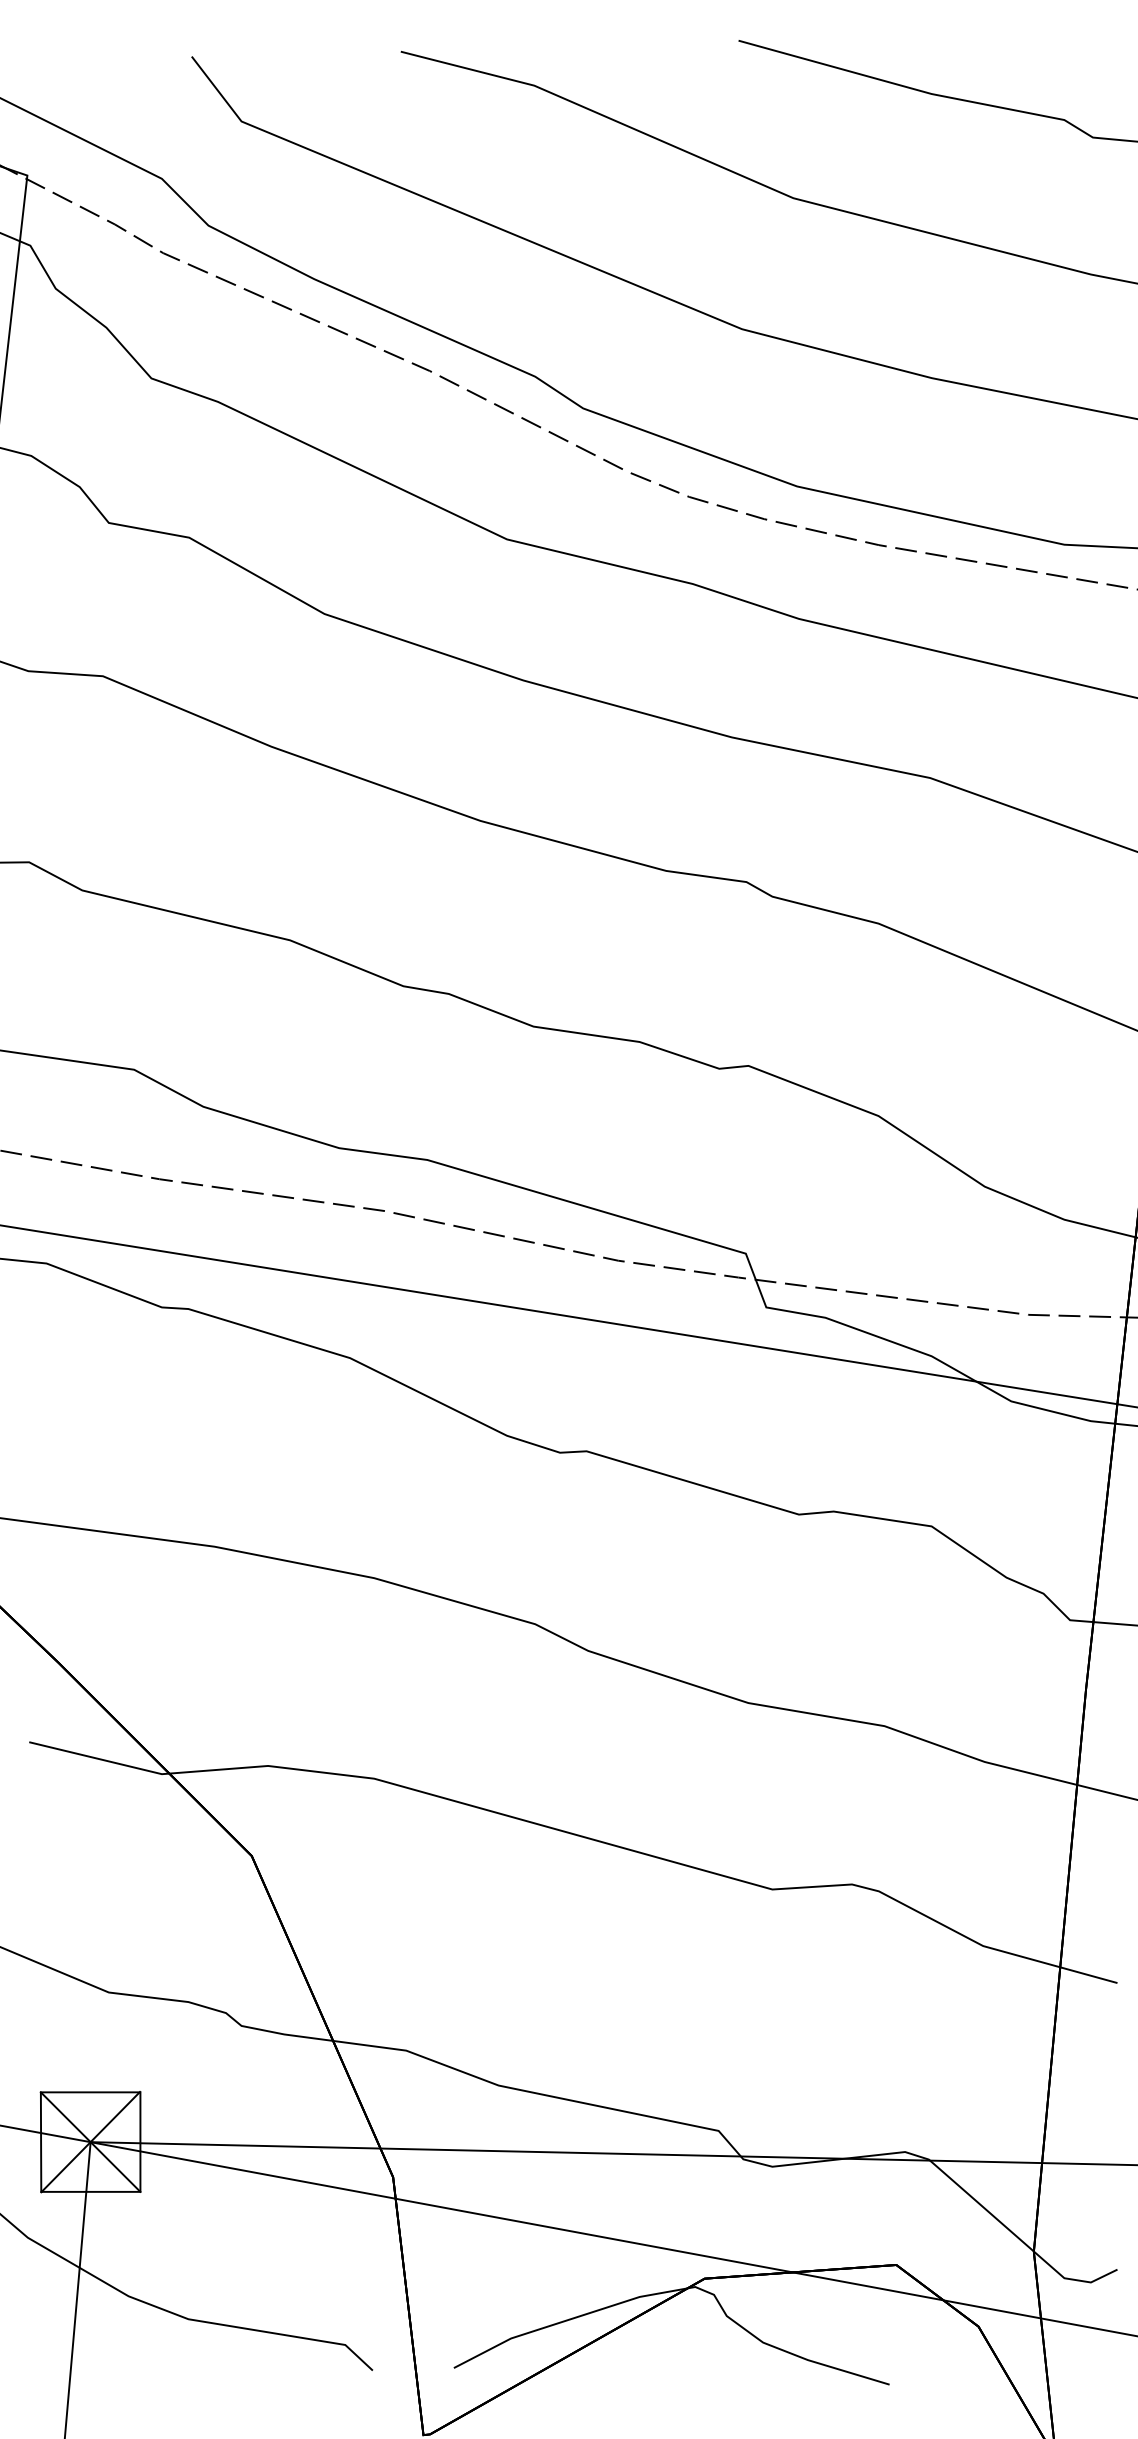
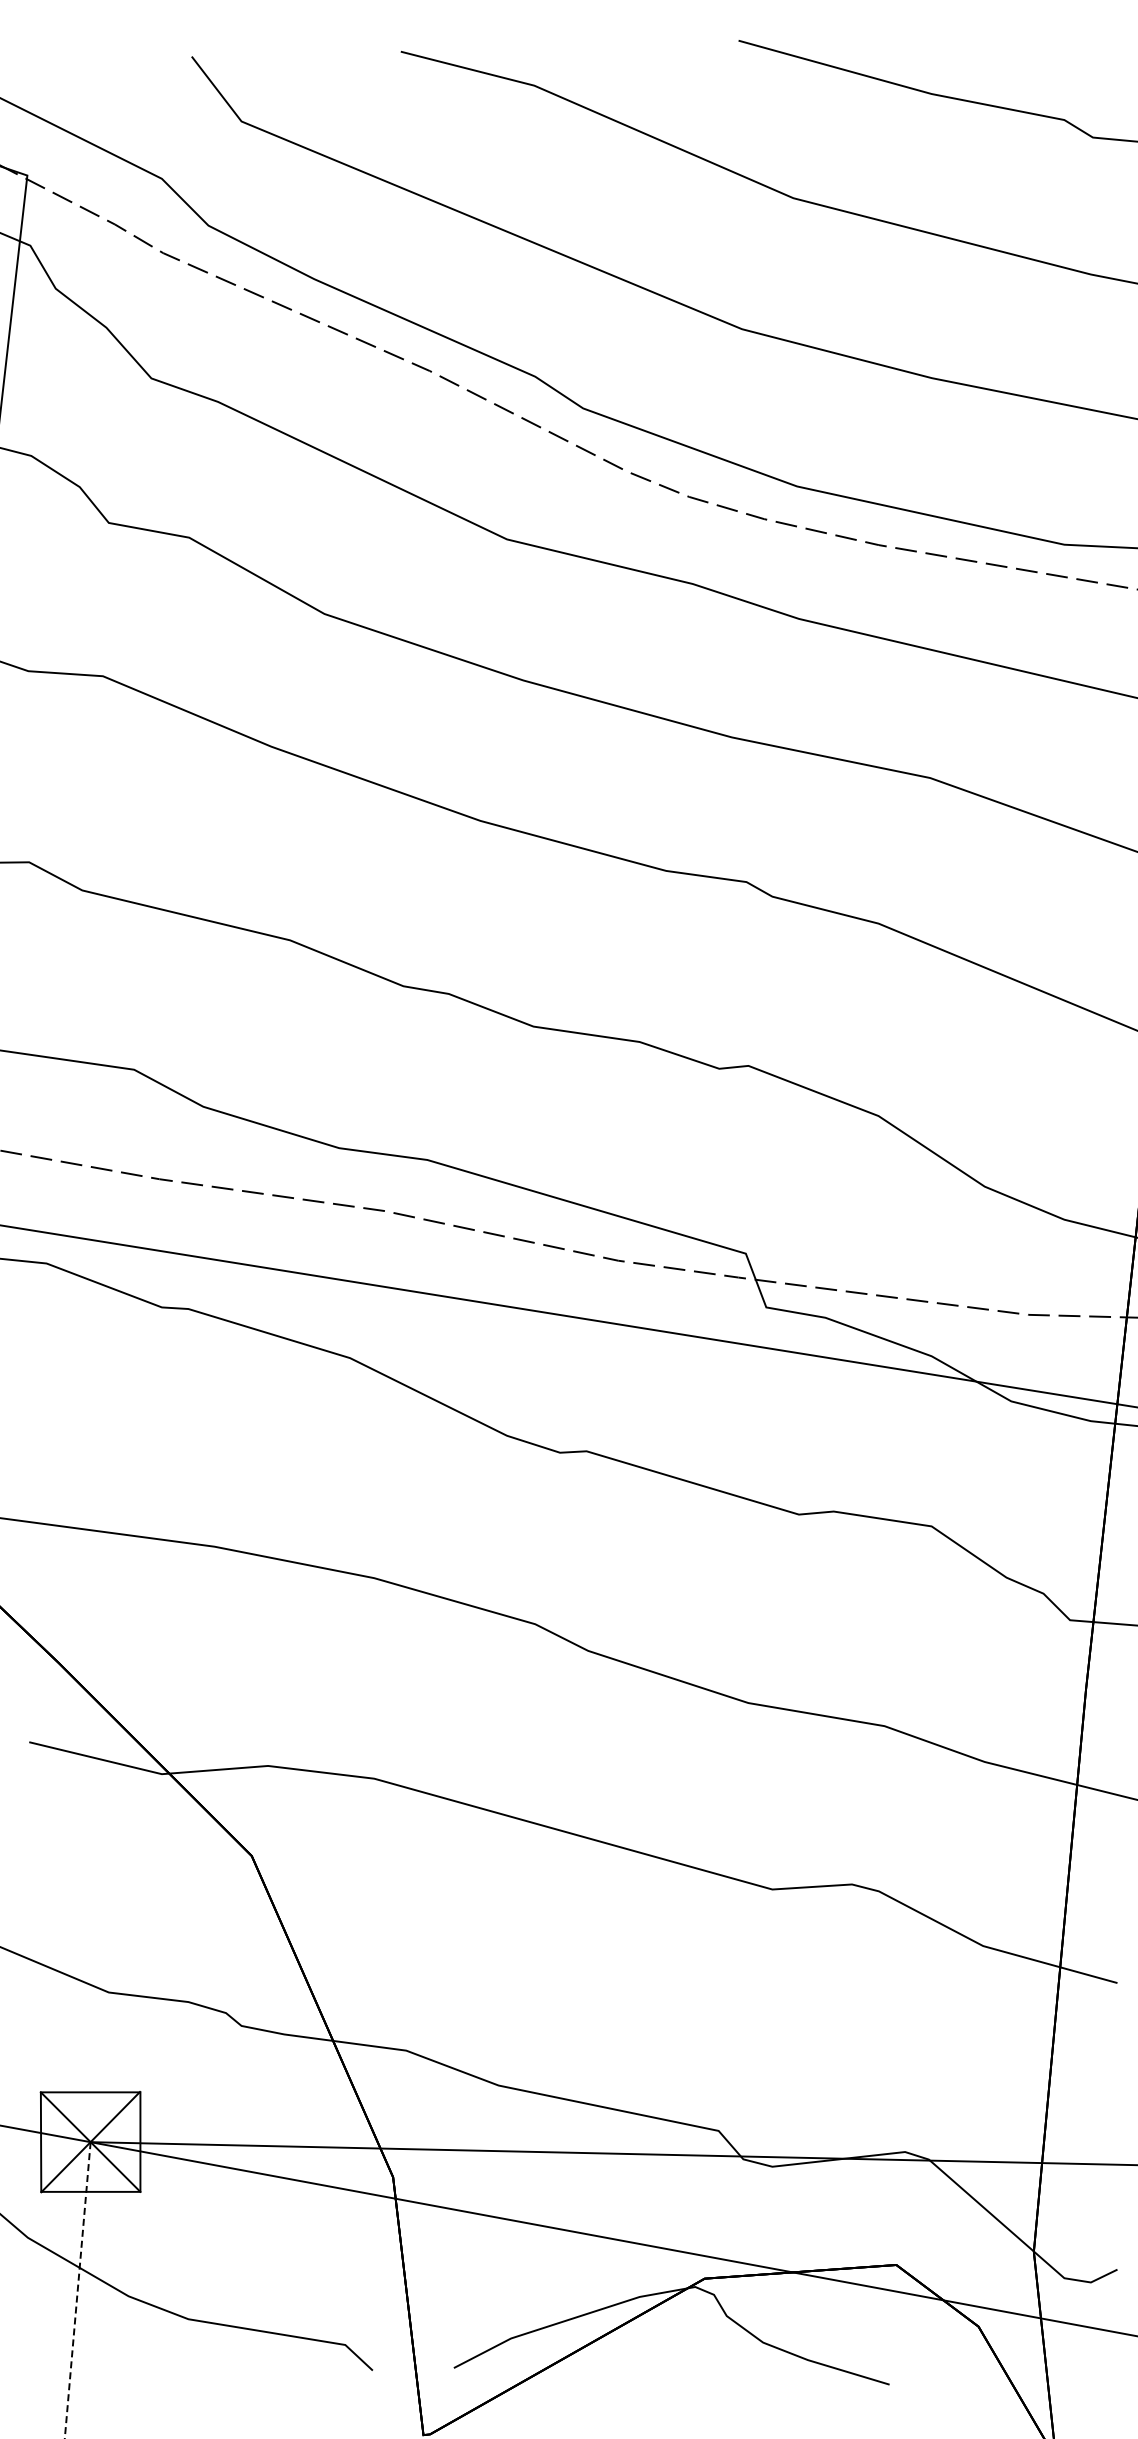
line: solid -> dashed (77, 2290)
